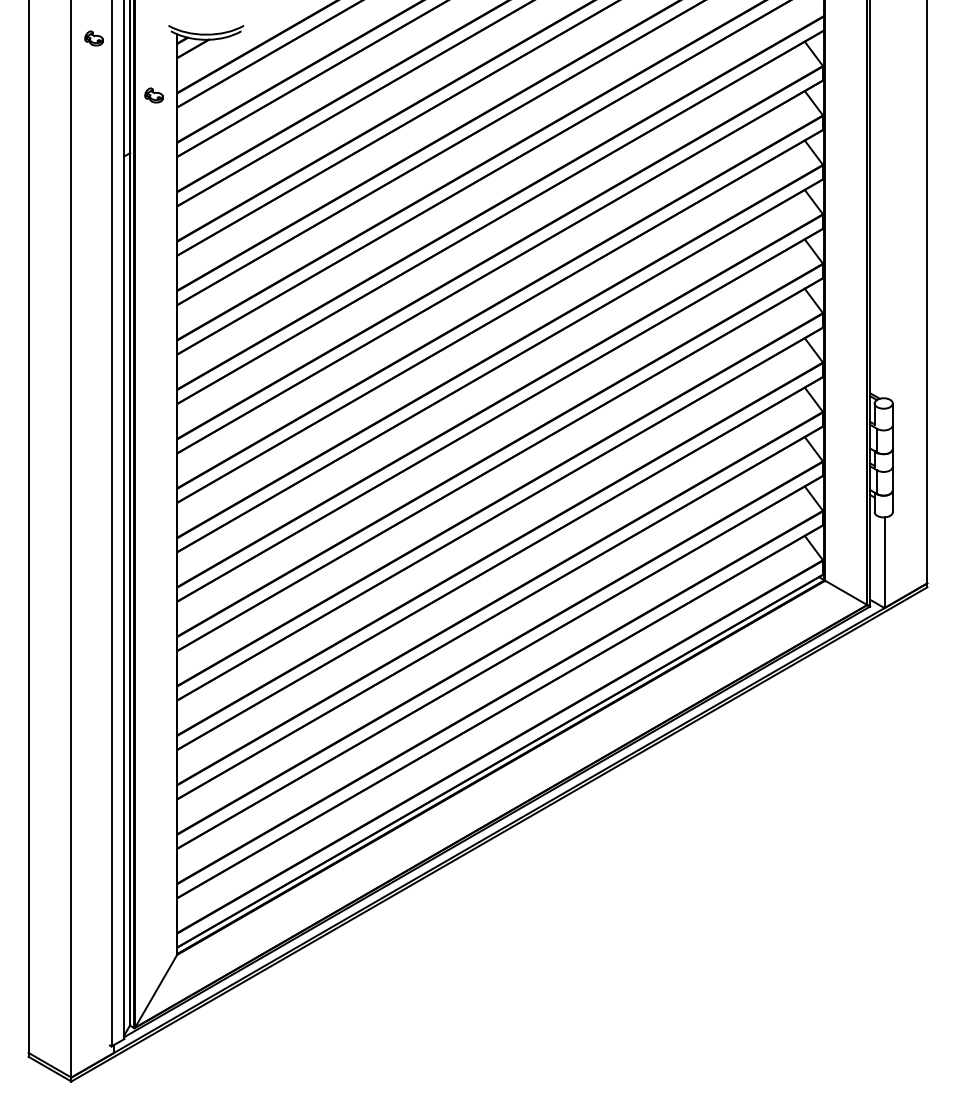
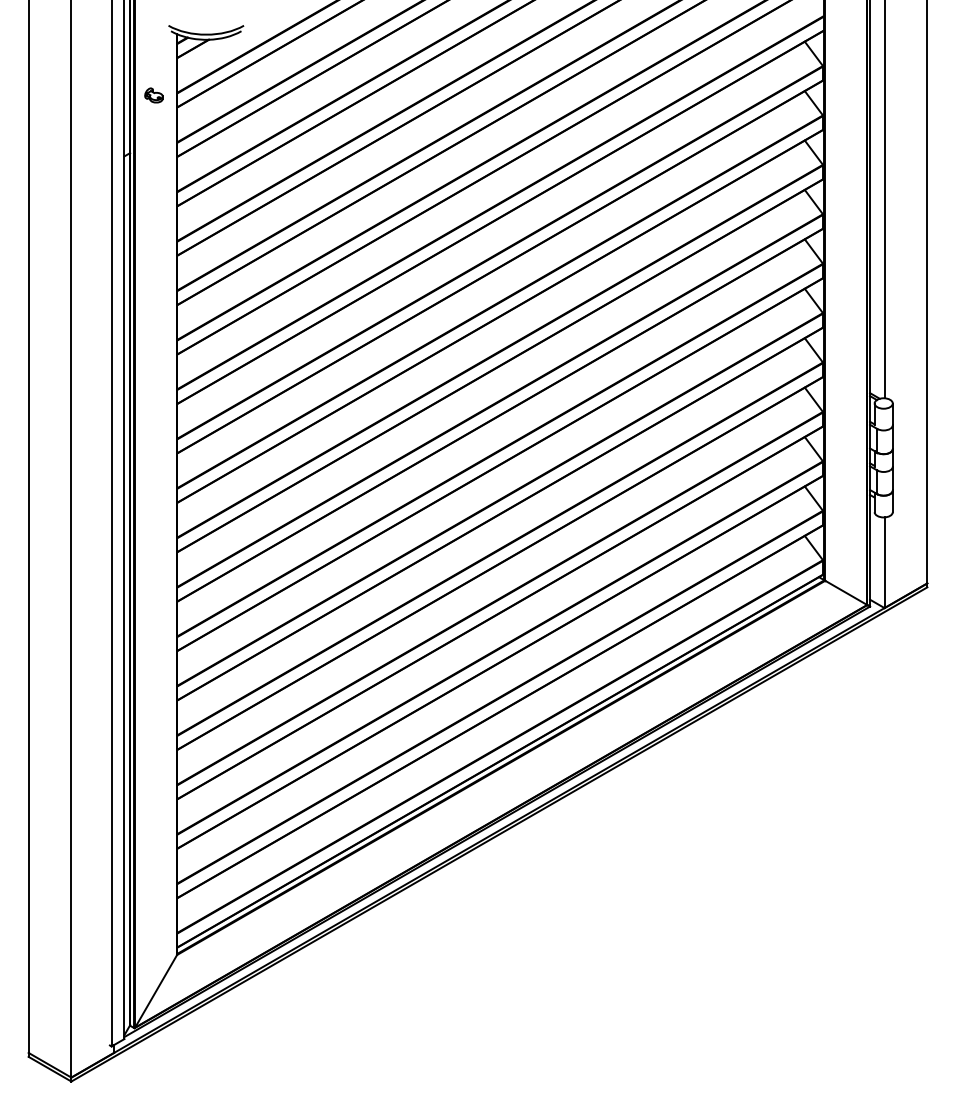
part: present -> none (93, 38)
line: none -> present (884, 200)
